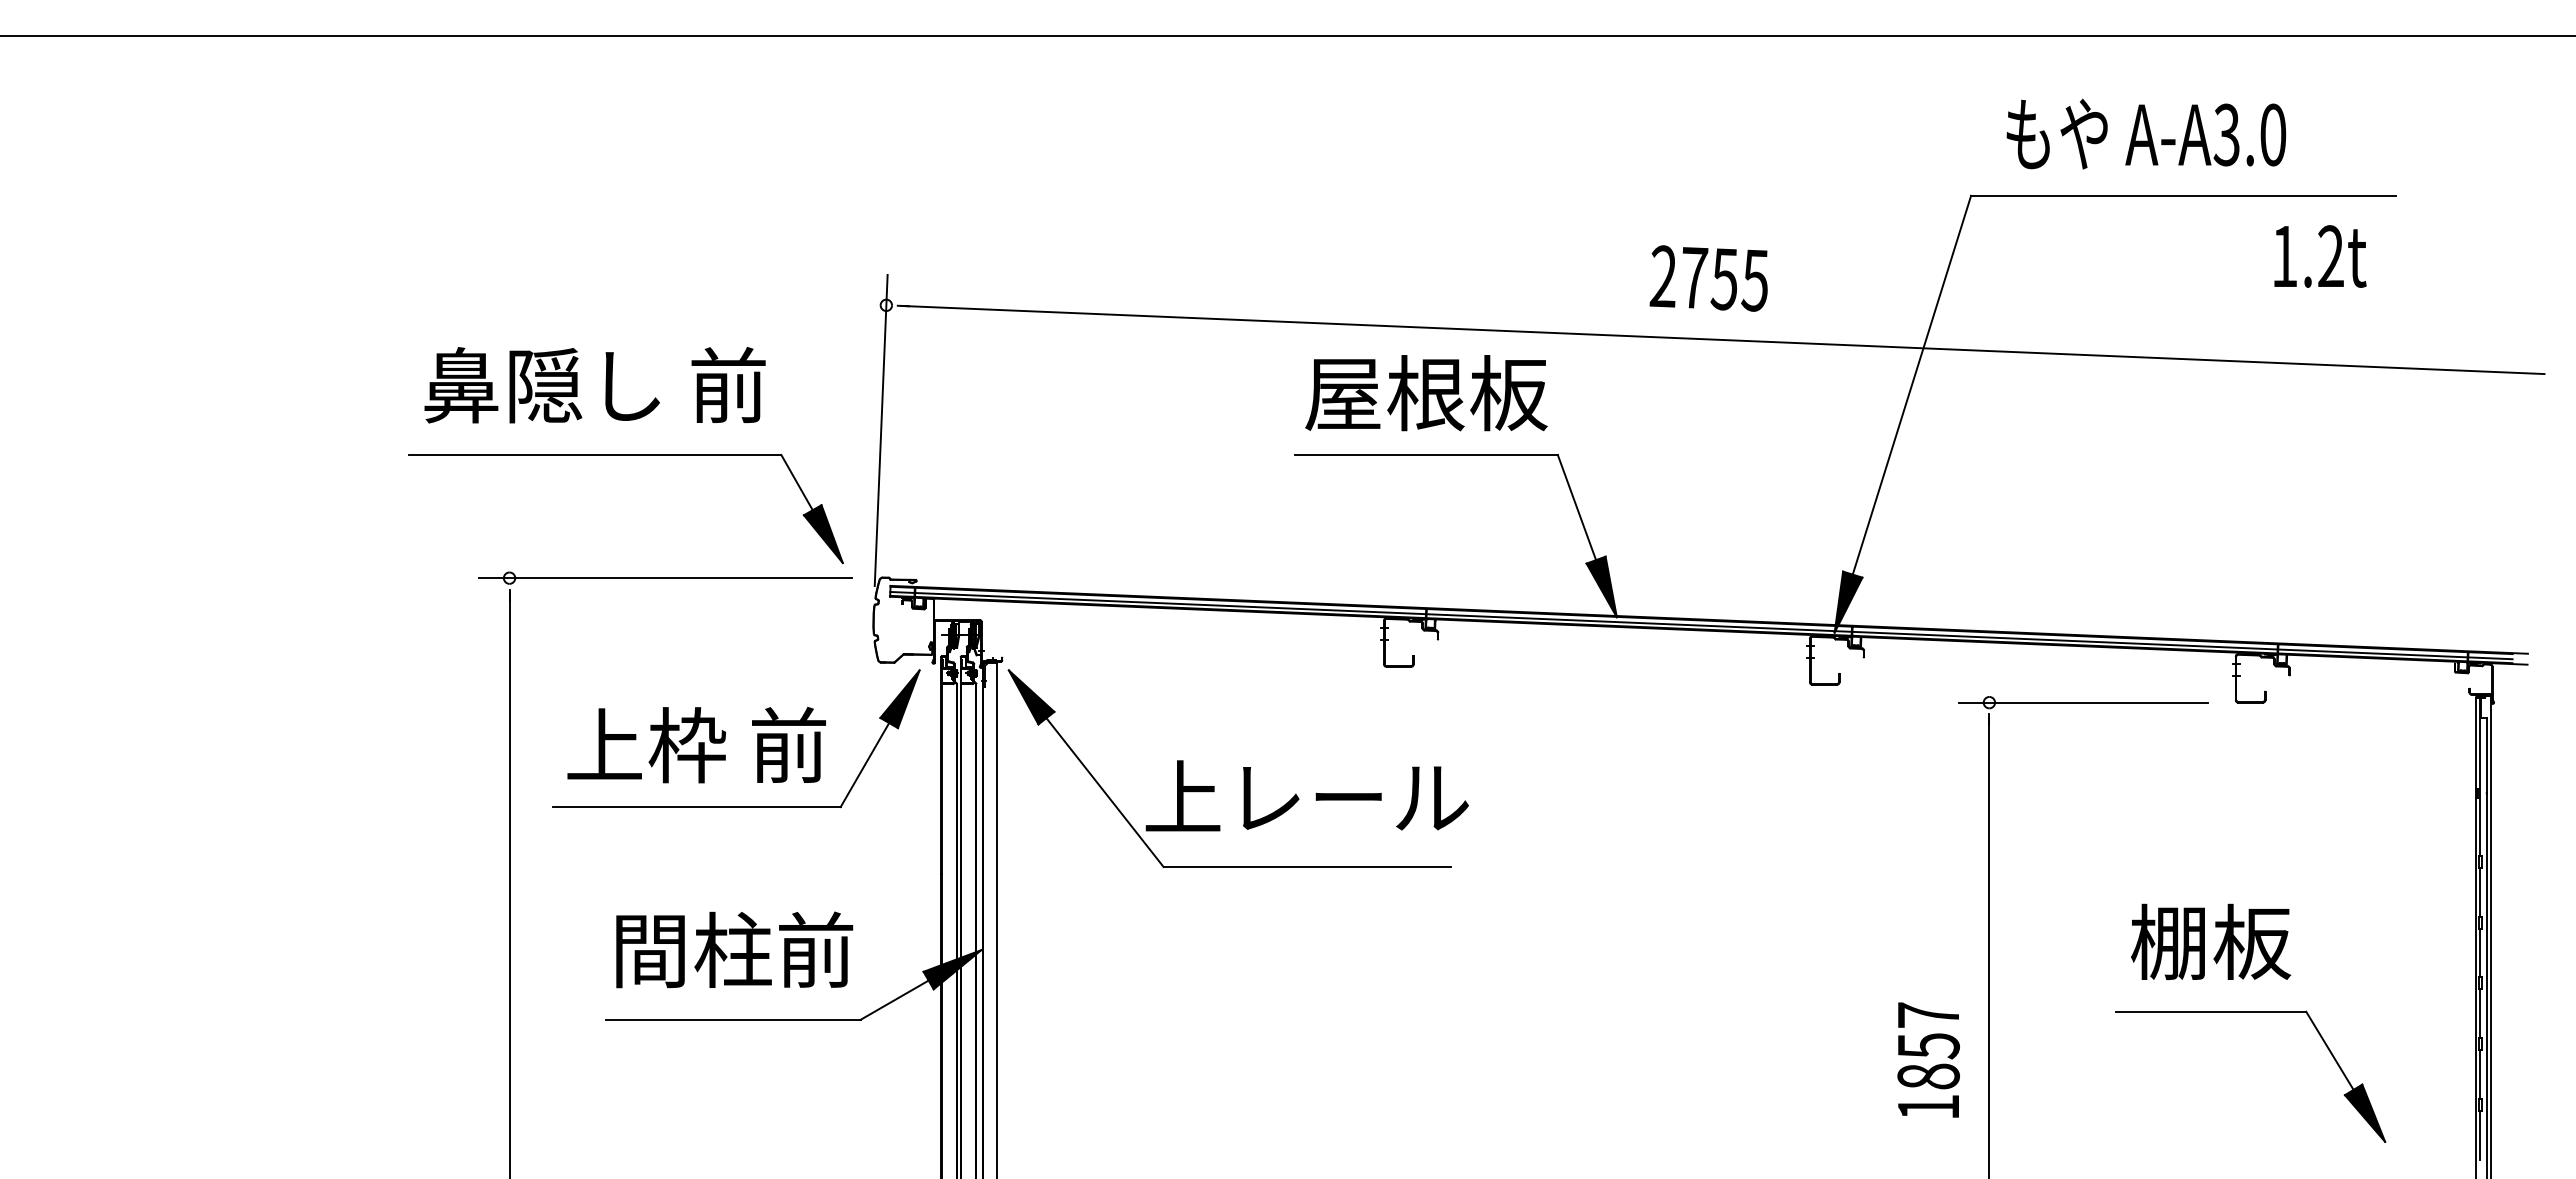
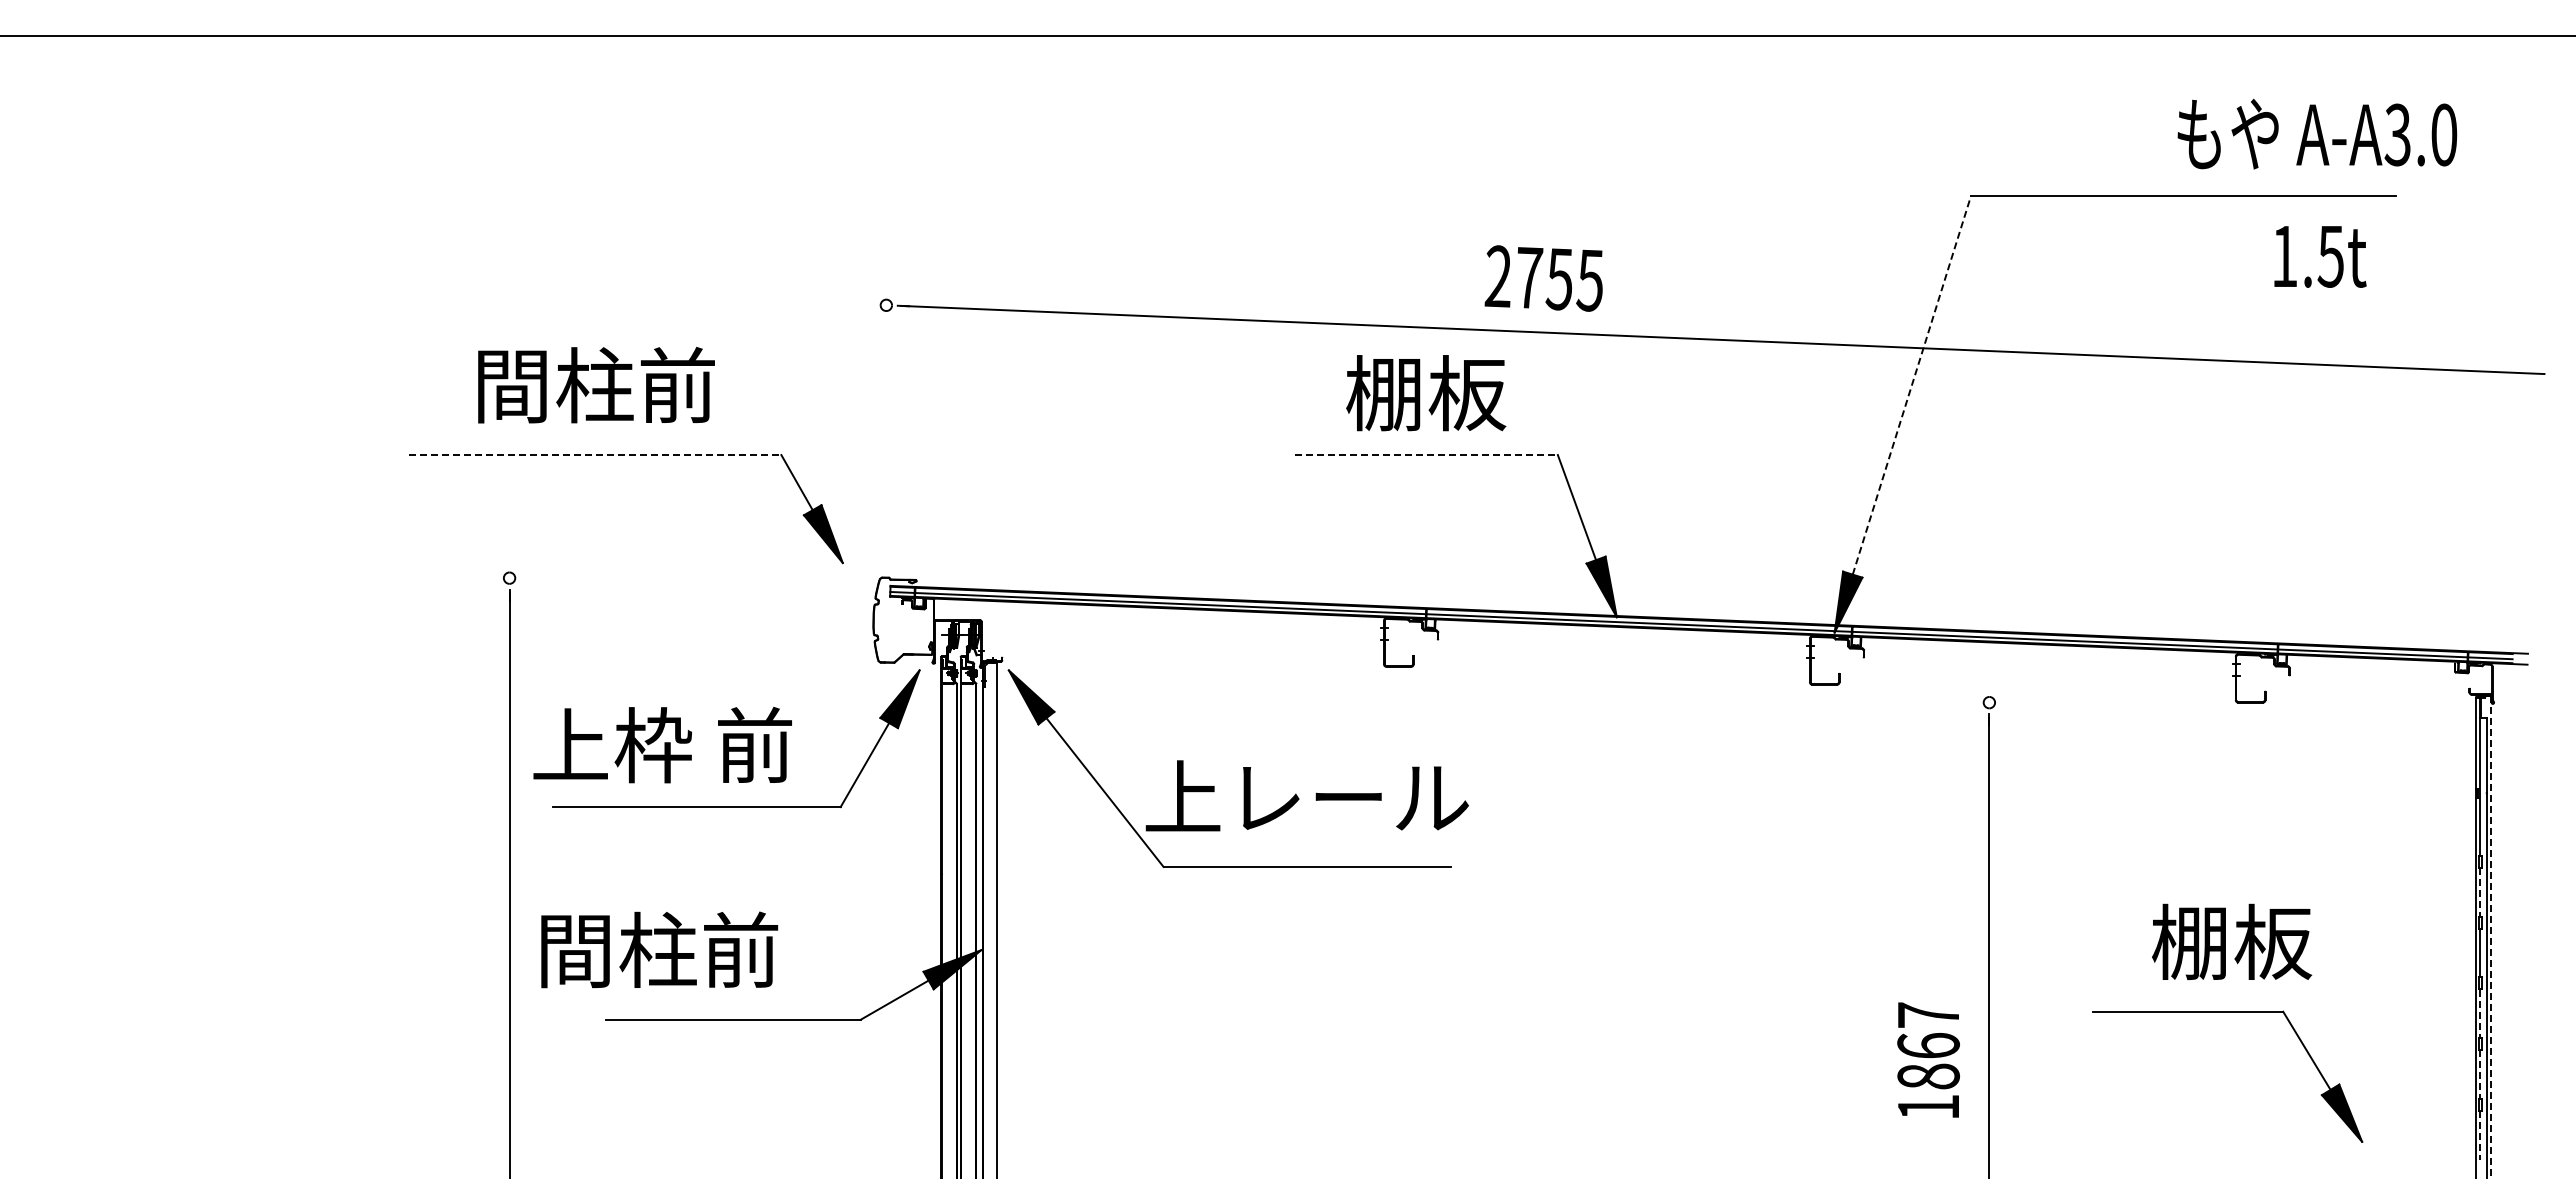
text position: (2146, 133) -> (2317, 133) (2317, 133)
text: 1.2t -> 1.5t (2330, 256)
text position: (1708, 278) -> (1543, 278) (1543, 278)
text: 鼻隠し 前 -> 間柱前 (594, 384)
line: solid -> dashed (1912, 384)
text: 屋根板 -> 棚板 (1426, 393)
line: present -> none (880, 430)
line: solid -> dashed (595, 455)
line: solid -> dashed (1426, 455)
line: present -> none (665, 578)
line: present -> none (2083, 702)
text position: (696, 744) -> (662, 744) (662, 744)
line: solid -> dashed (2480, 892)
line: solid -> dashed (2491, 937)
text position: (2211, 941) -> (2232, 941) (2232, 941)
text position: (734, 949) -> (659, 949) (659, 949)
part position: (2250, 1012) -> (2227, 1012) (2227, 1012)
line: solid -> dashed (2480, 1013)
text: 1857 -> 1867 (1928, 1046)
line: solid -> dashed (2480, 1074)
line: solid -> dashed (2480, 1135)
